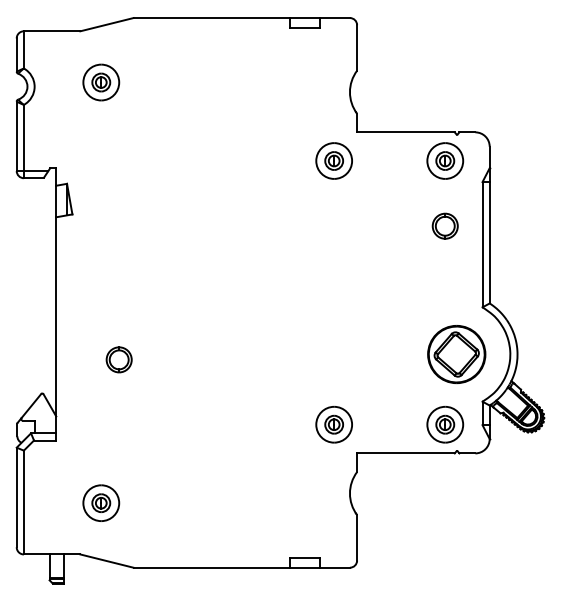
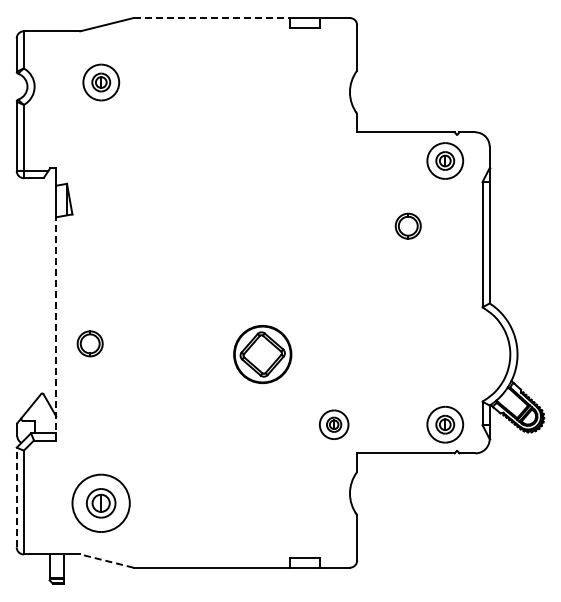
line: solid -> dashed (212, 18)
part: present -> none (333, 160)
part position: (444, 225) -> (407, 225) (407, 225)
line: solid -> dashed (56, 328)
part position: (456, 354) -> (262, 354) (262, 354)
part position: (118, 359) -> (89, 343) (89, 343)
part size: 38x38 px -> 31x31 px (334, 424)
line: solid -> dashed (16, 497)
part size: 39x38 px -> 60x60 px (100, 502)
line: solid -> dashed (106, 560)
